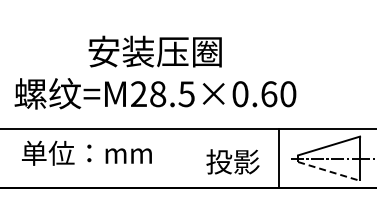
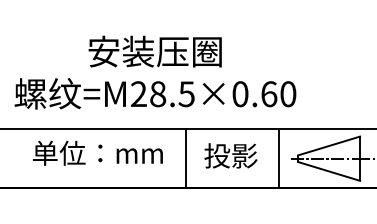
text position: (86, 152) -> (97, 152) (97, 152)
line: none -> present (186, 158)
text position: (232, 161) -> (230, 155) (230, 155)
line: dashed -> solid (329, 171)
